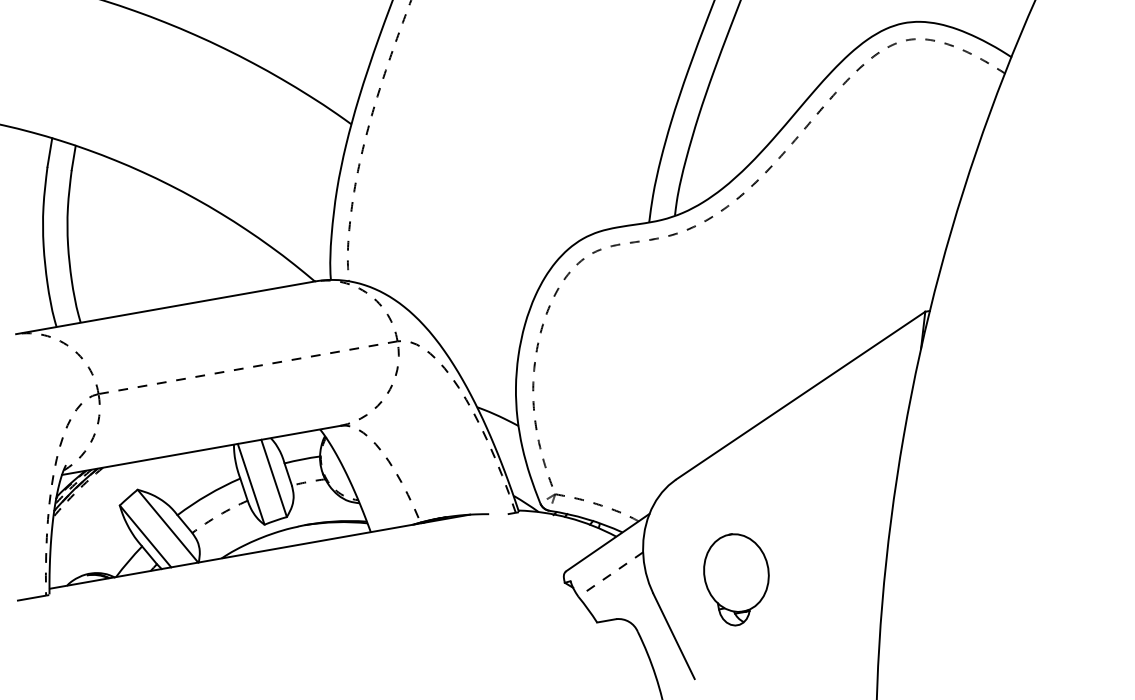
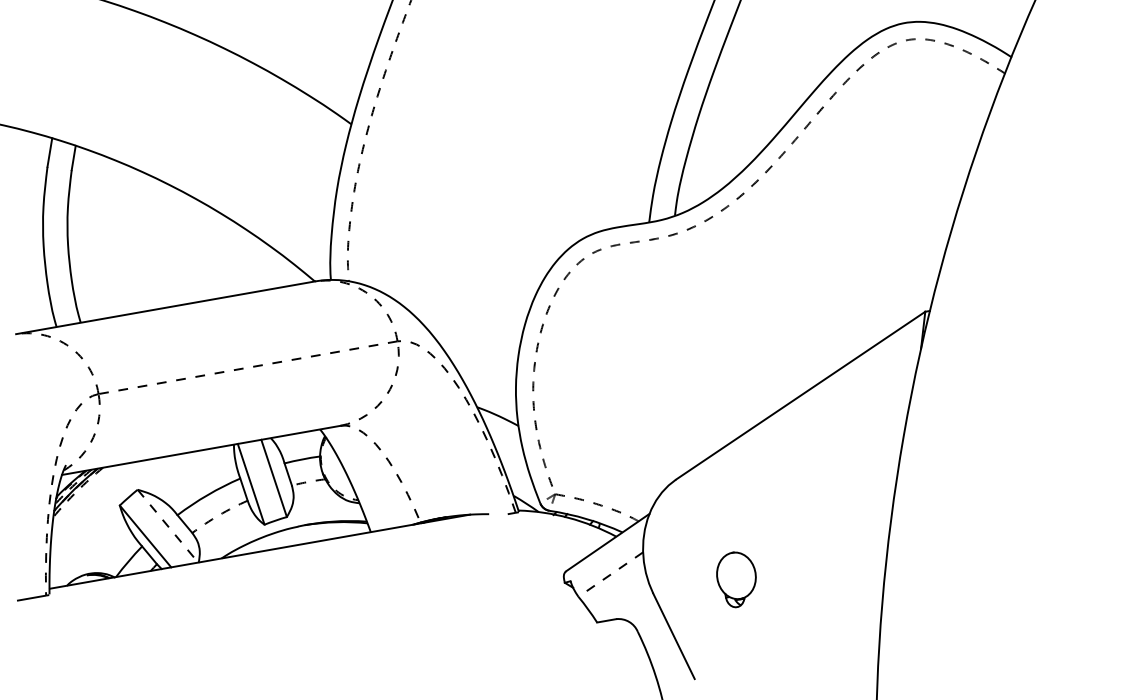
line: solid -> dashed (168, 526)
part size: 67x94 px -> 41x58 px (736, 579)
